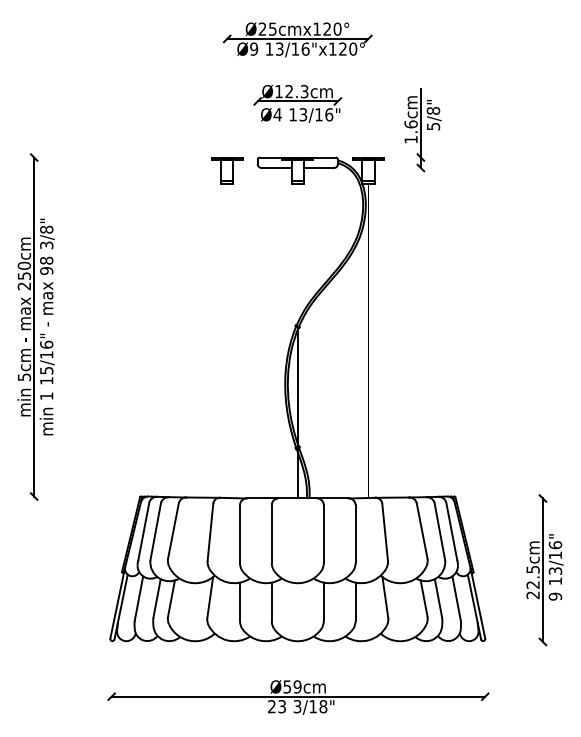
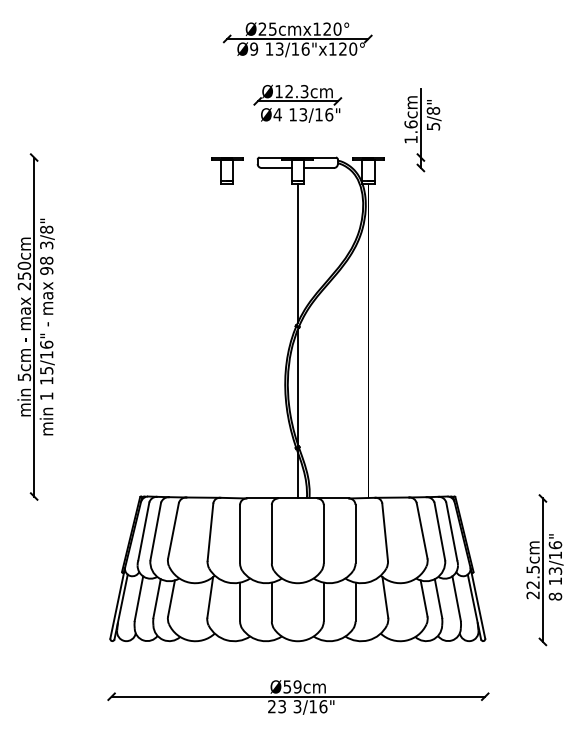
line: none -> present (297, 253)
text: 9 -> 8 (555, 596)
text: 3/18" -> 3/16" (323, 706)
